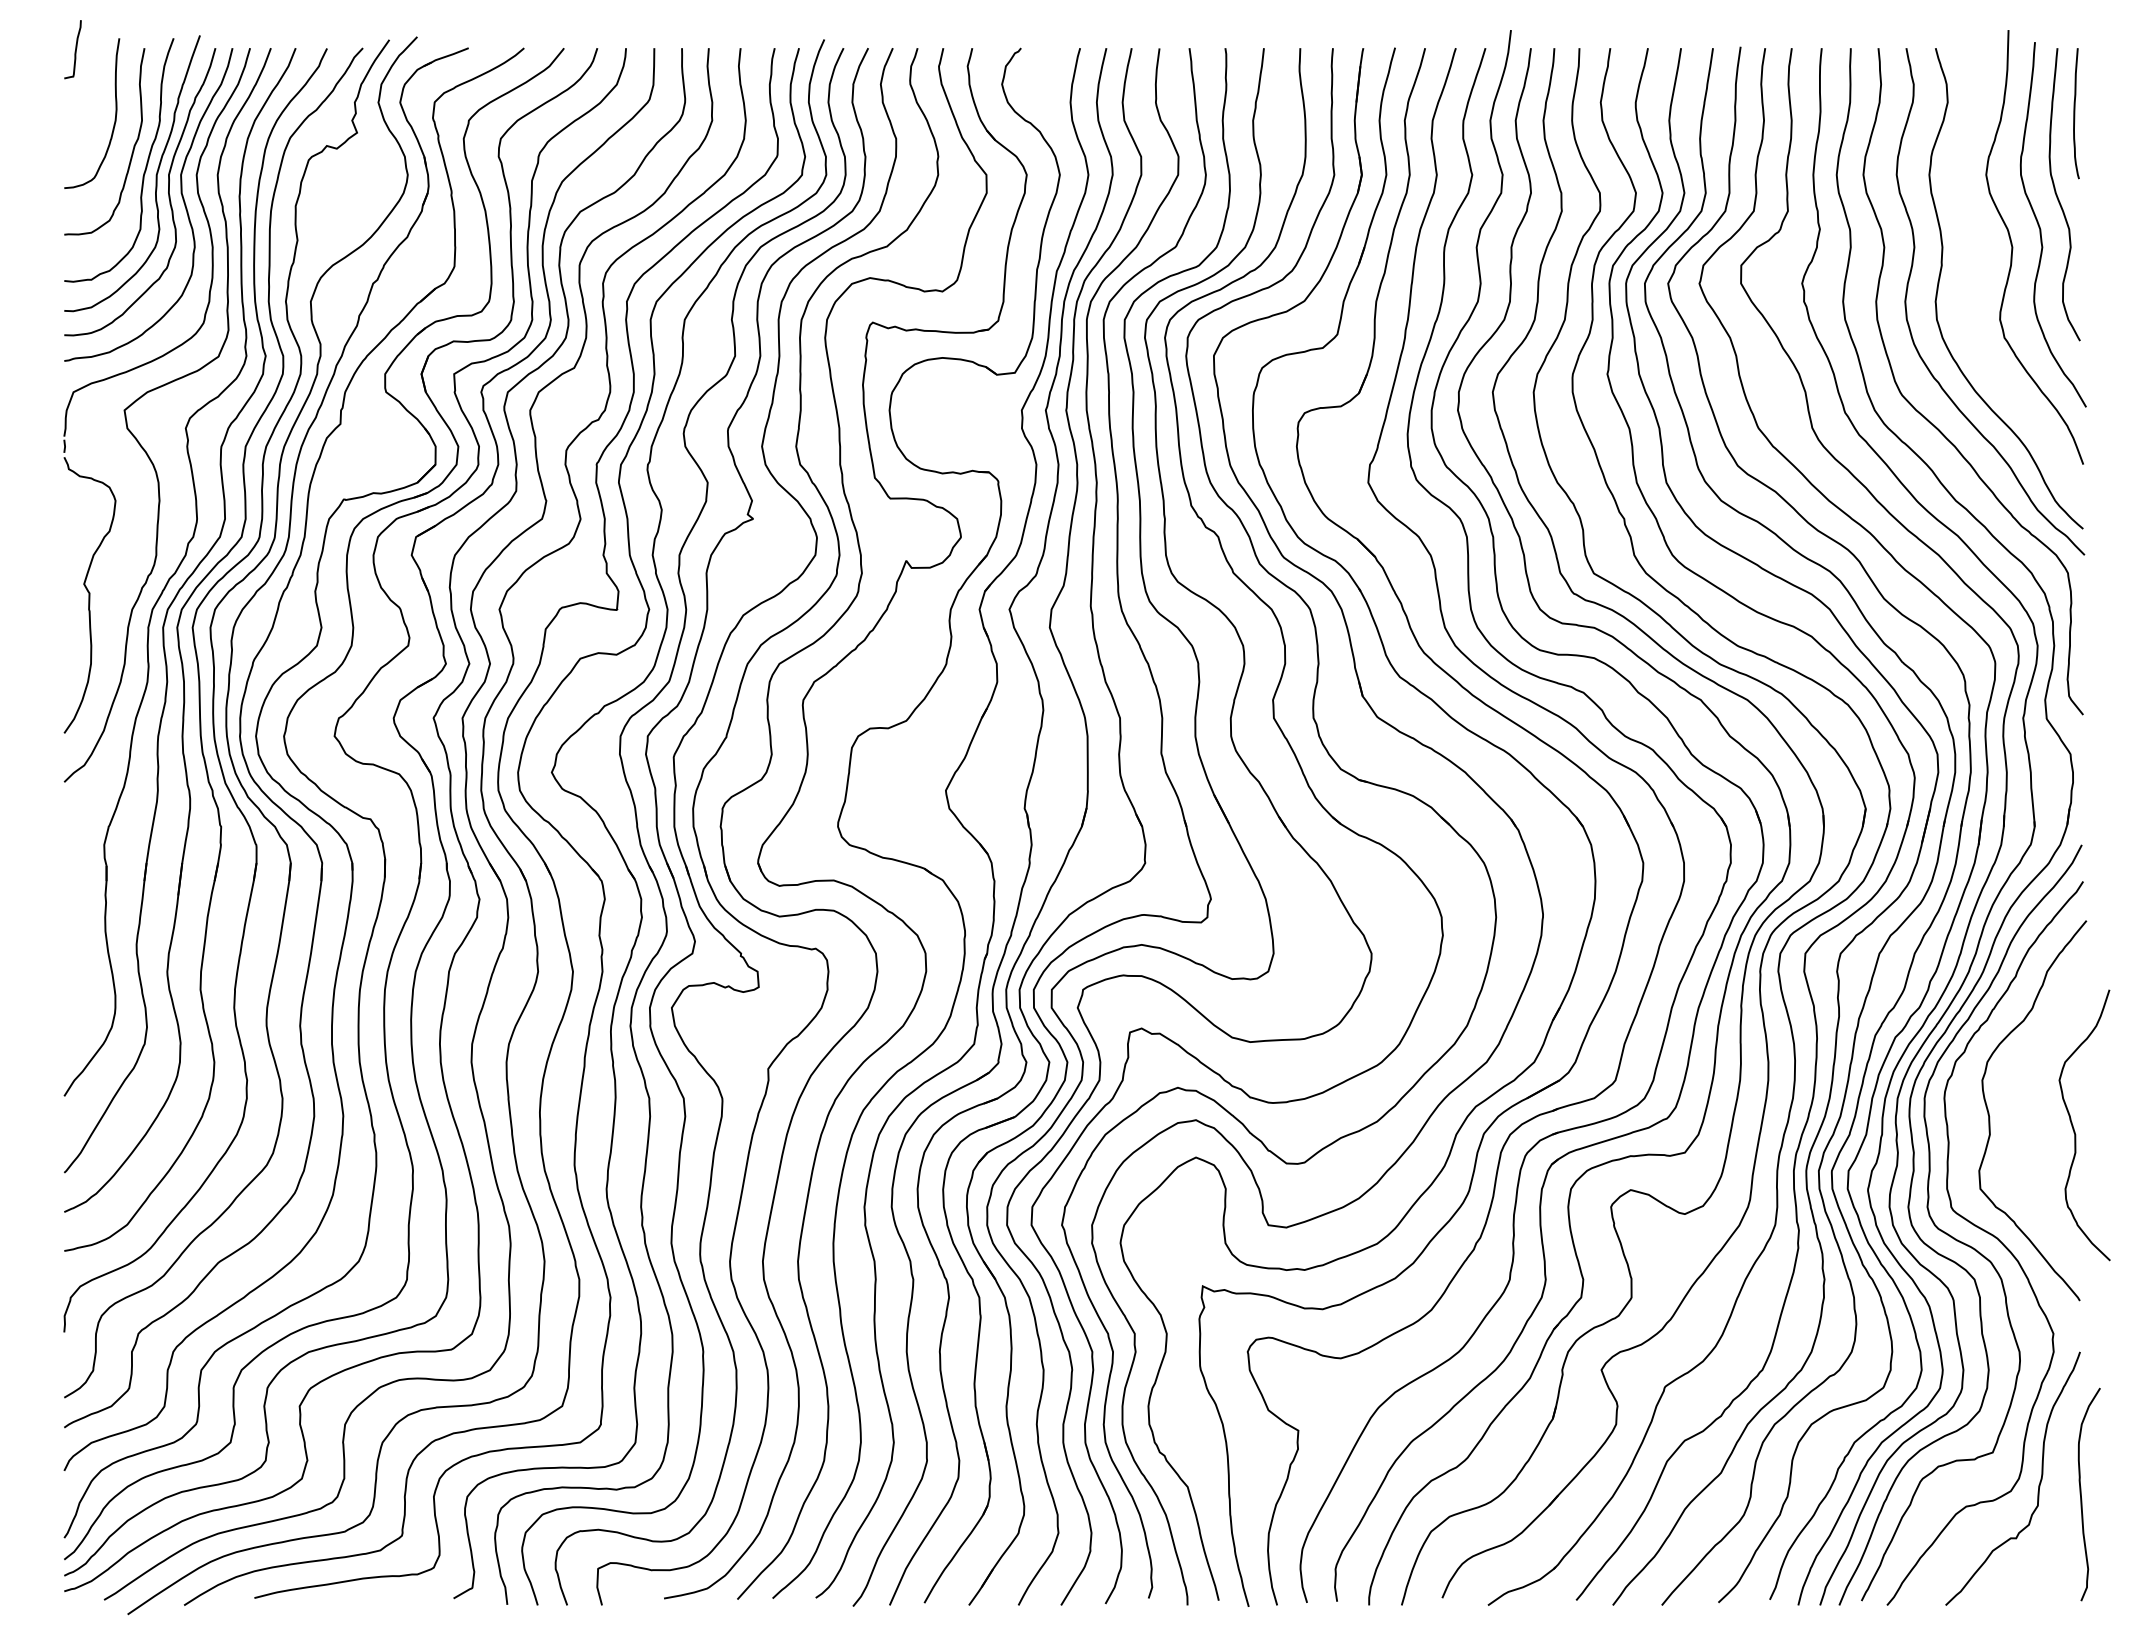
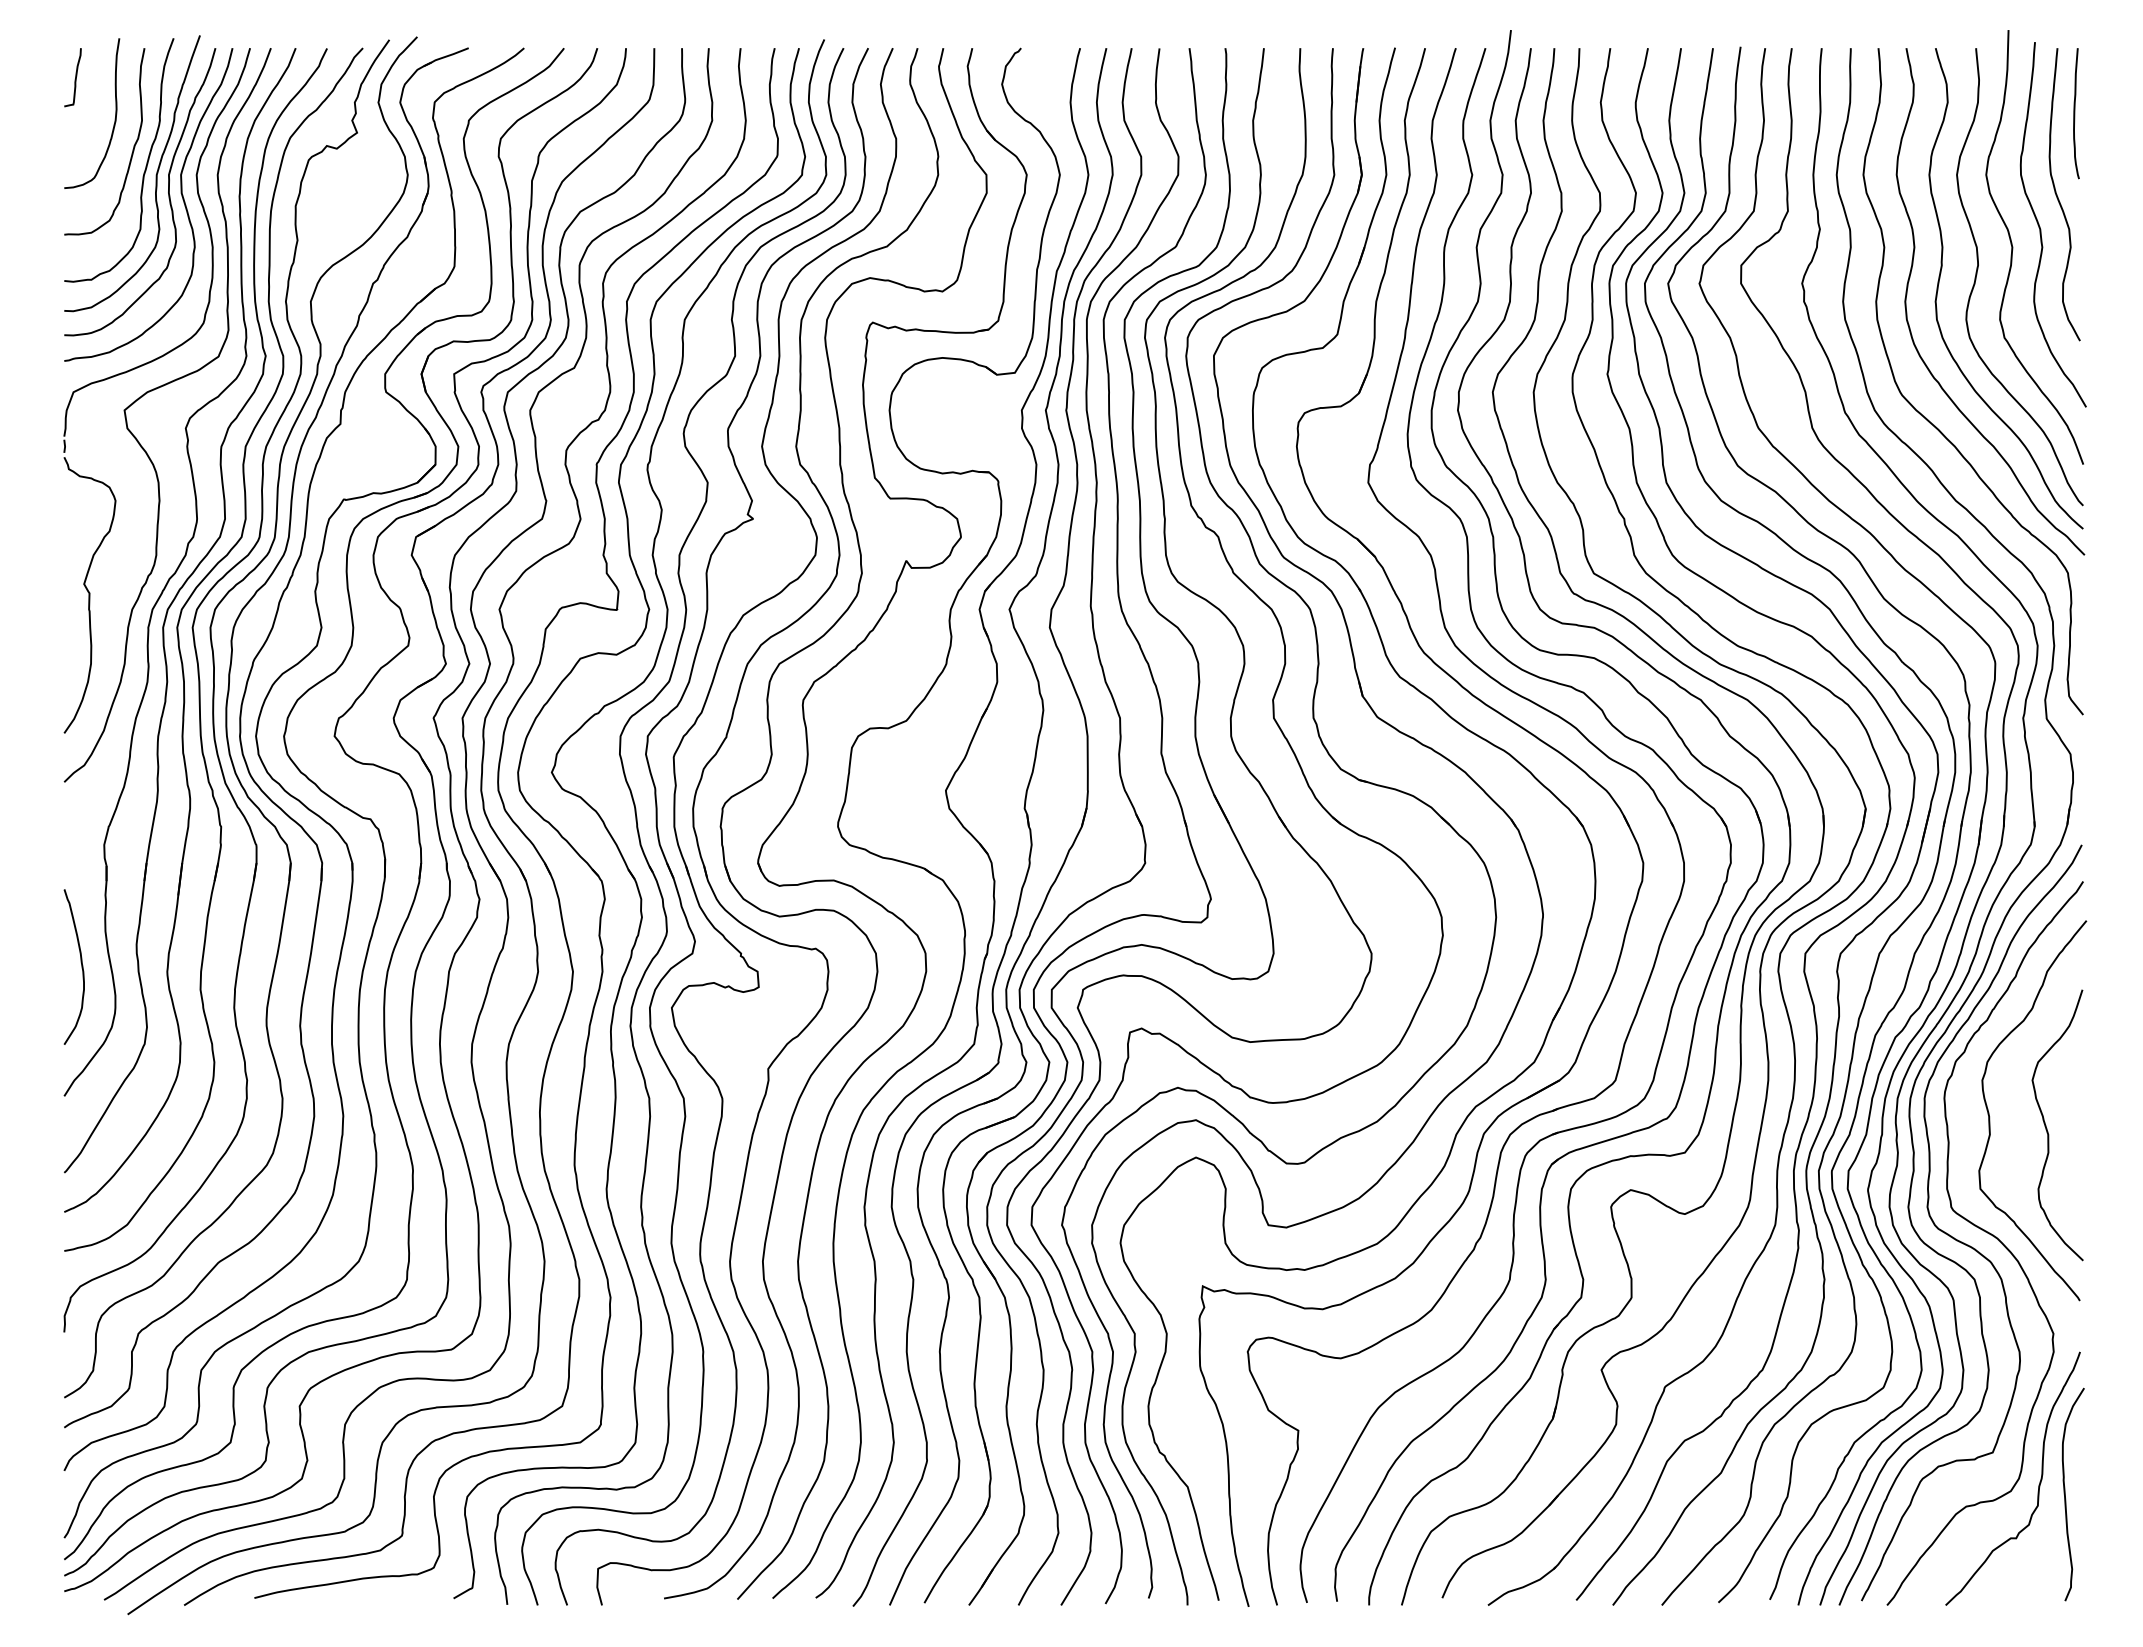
curve position: (74, 51) -> (74, 79) (74, 79)
curve: none -> present (1978, 269)
curve: none -> present (81, 966)
curve position: (2074, 1128) -> (2047, 1128) (2047, 1128)
curve position: (2081, 1494) -> (2065, 1494) (2065, 1494)
